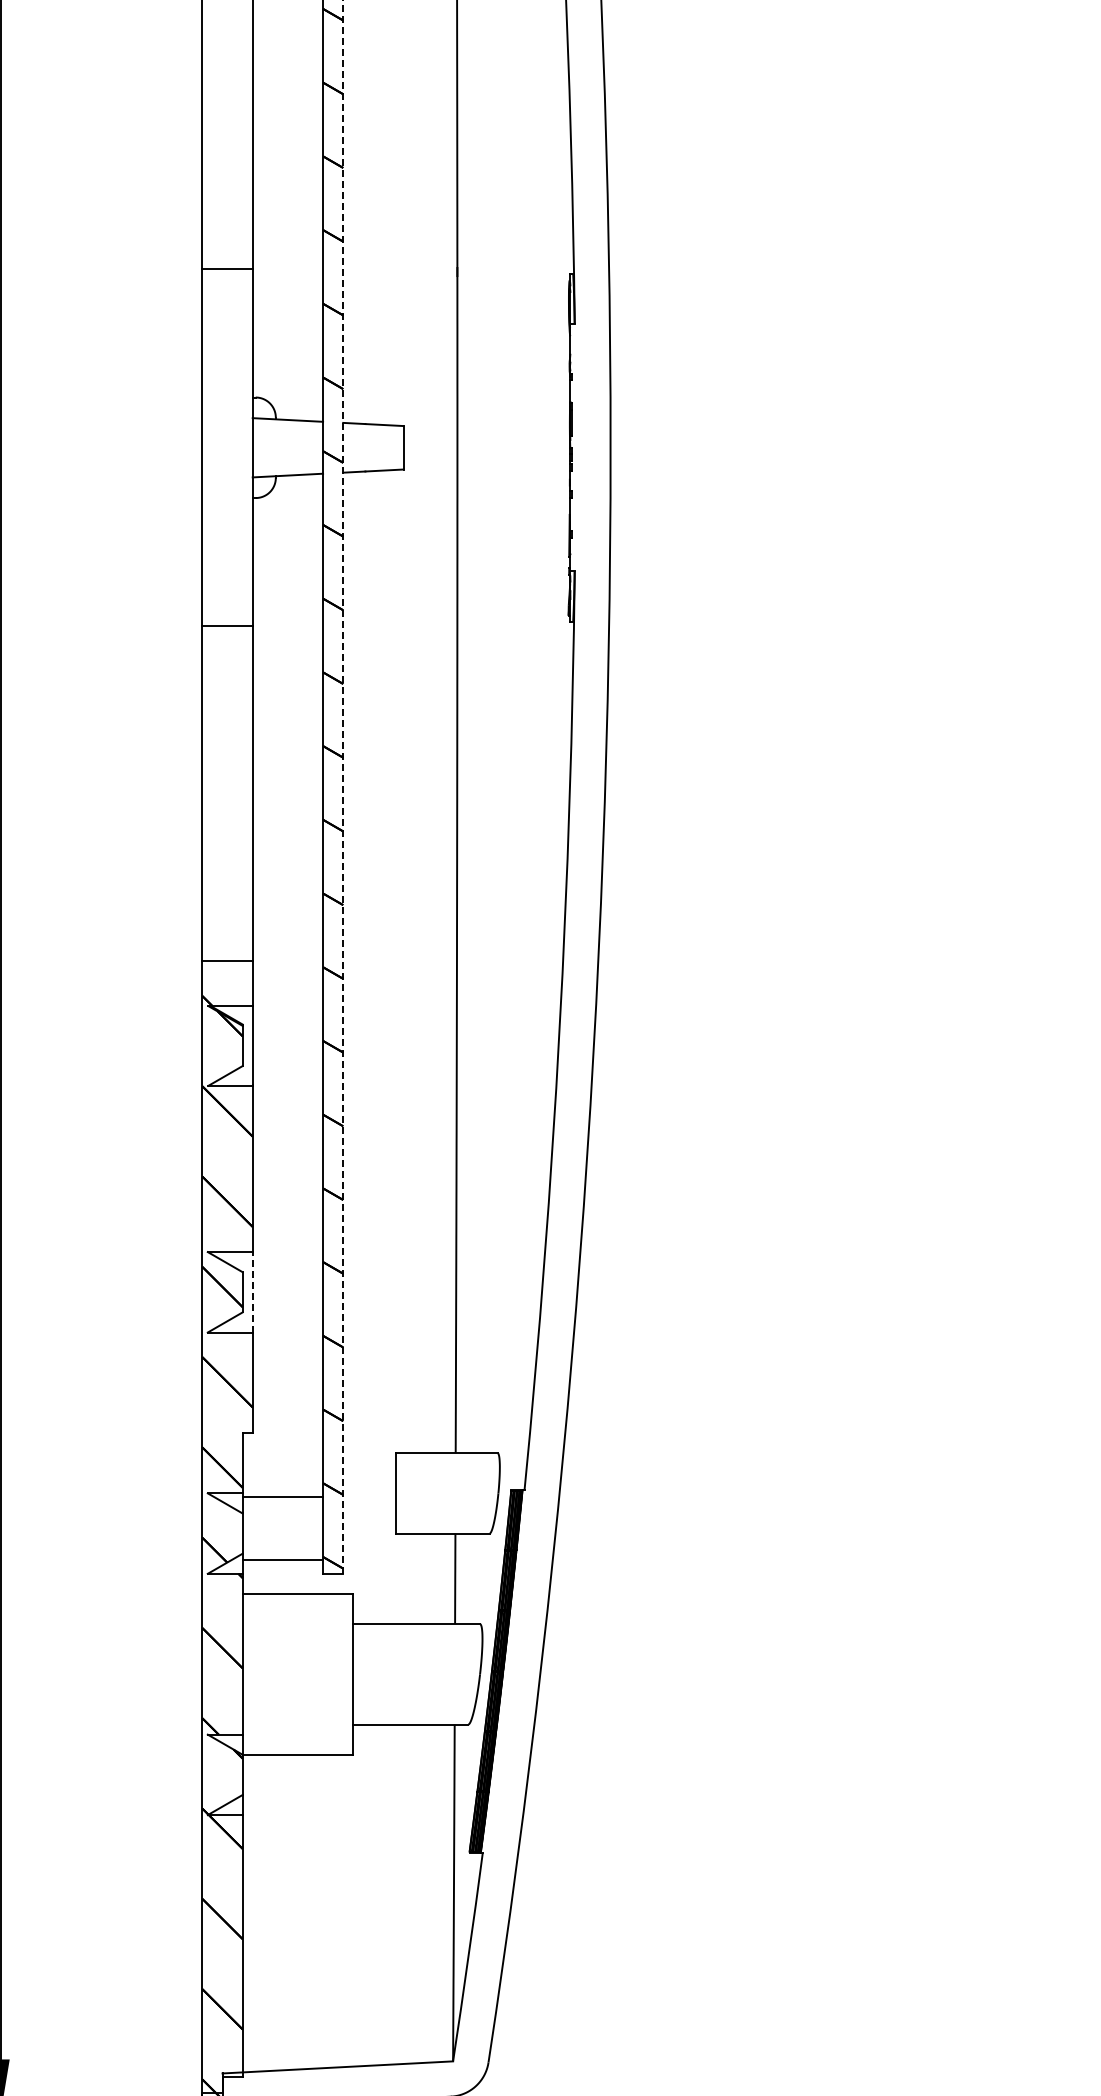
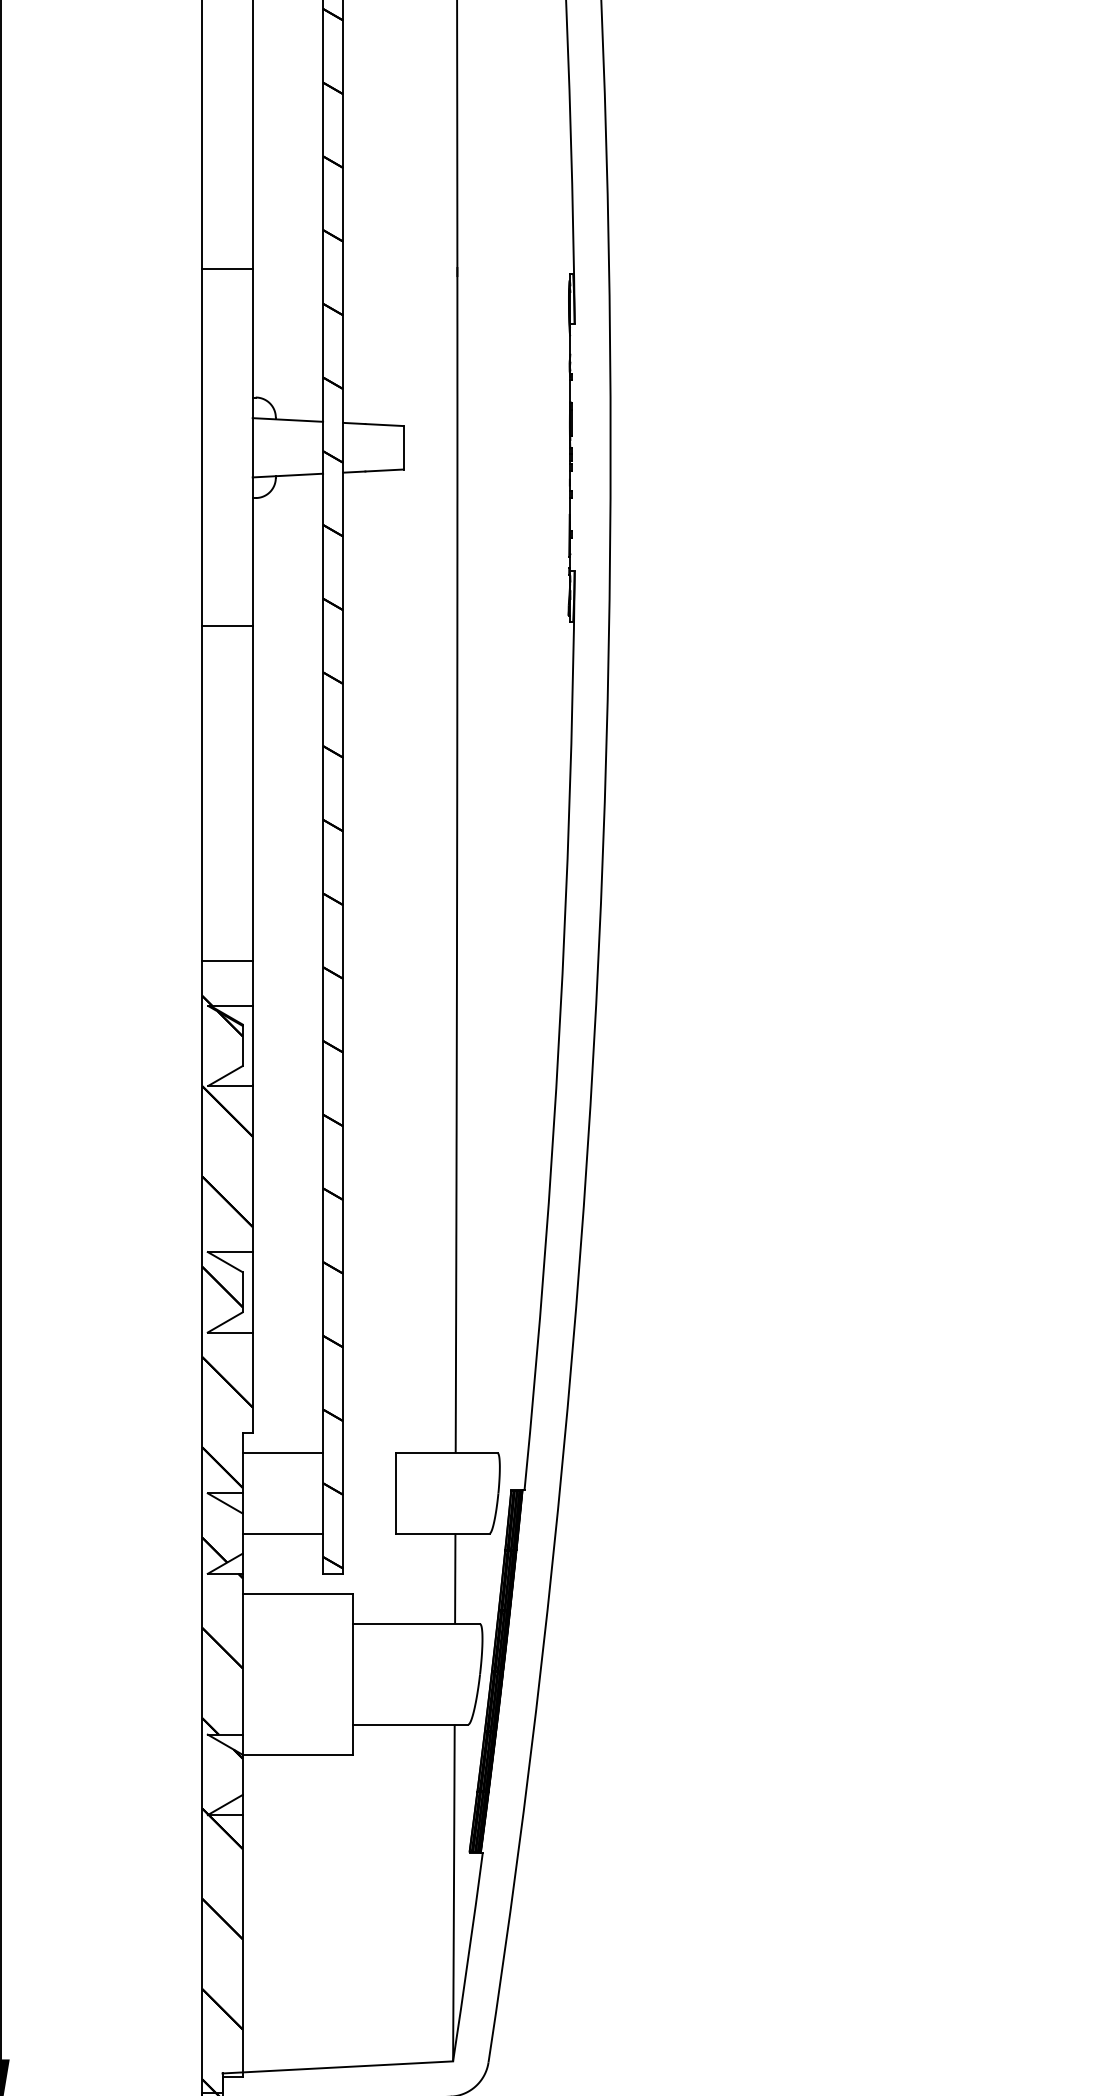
line: dashed -> solid (343, 787)
line: dashed -> solid (252, 1291)
line position: (282, 1497) -> (282, 1453) (282, 1453)
line position: (282, 1559) -> (282, 1533) (282, 1533)
